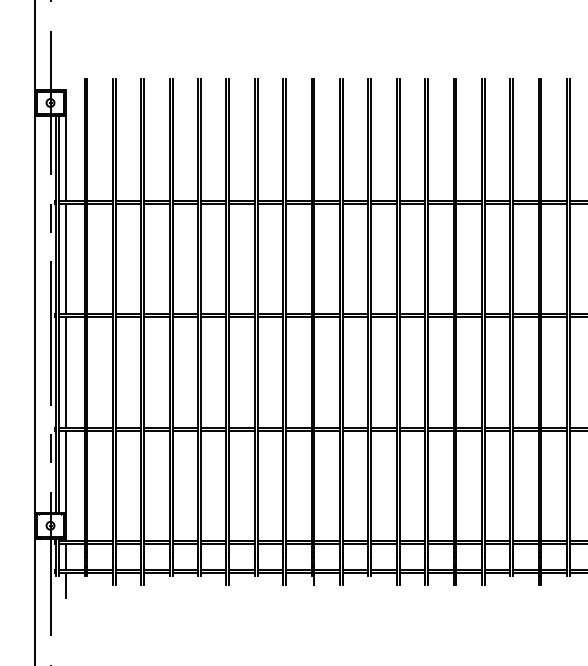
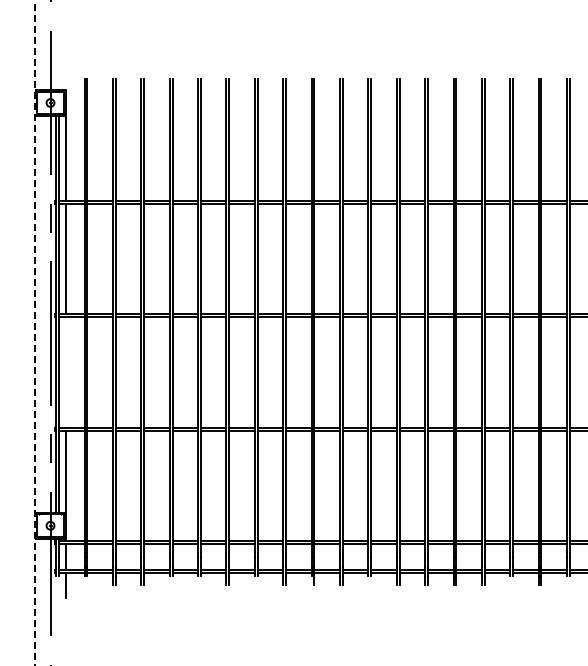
line: solid -> dashed (34, 333)
line: present -> none (66, 372)
